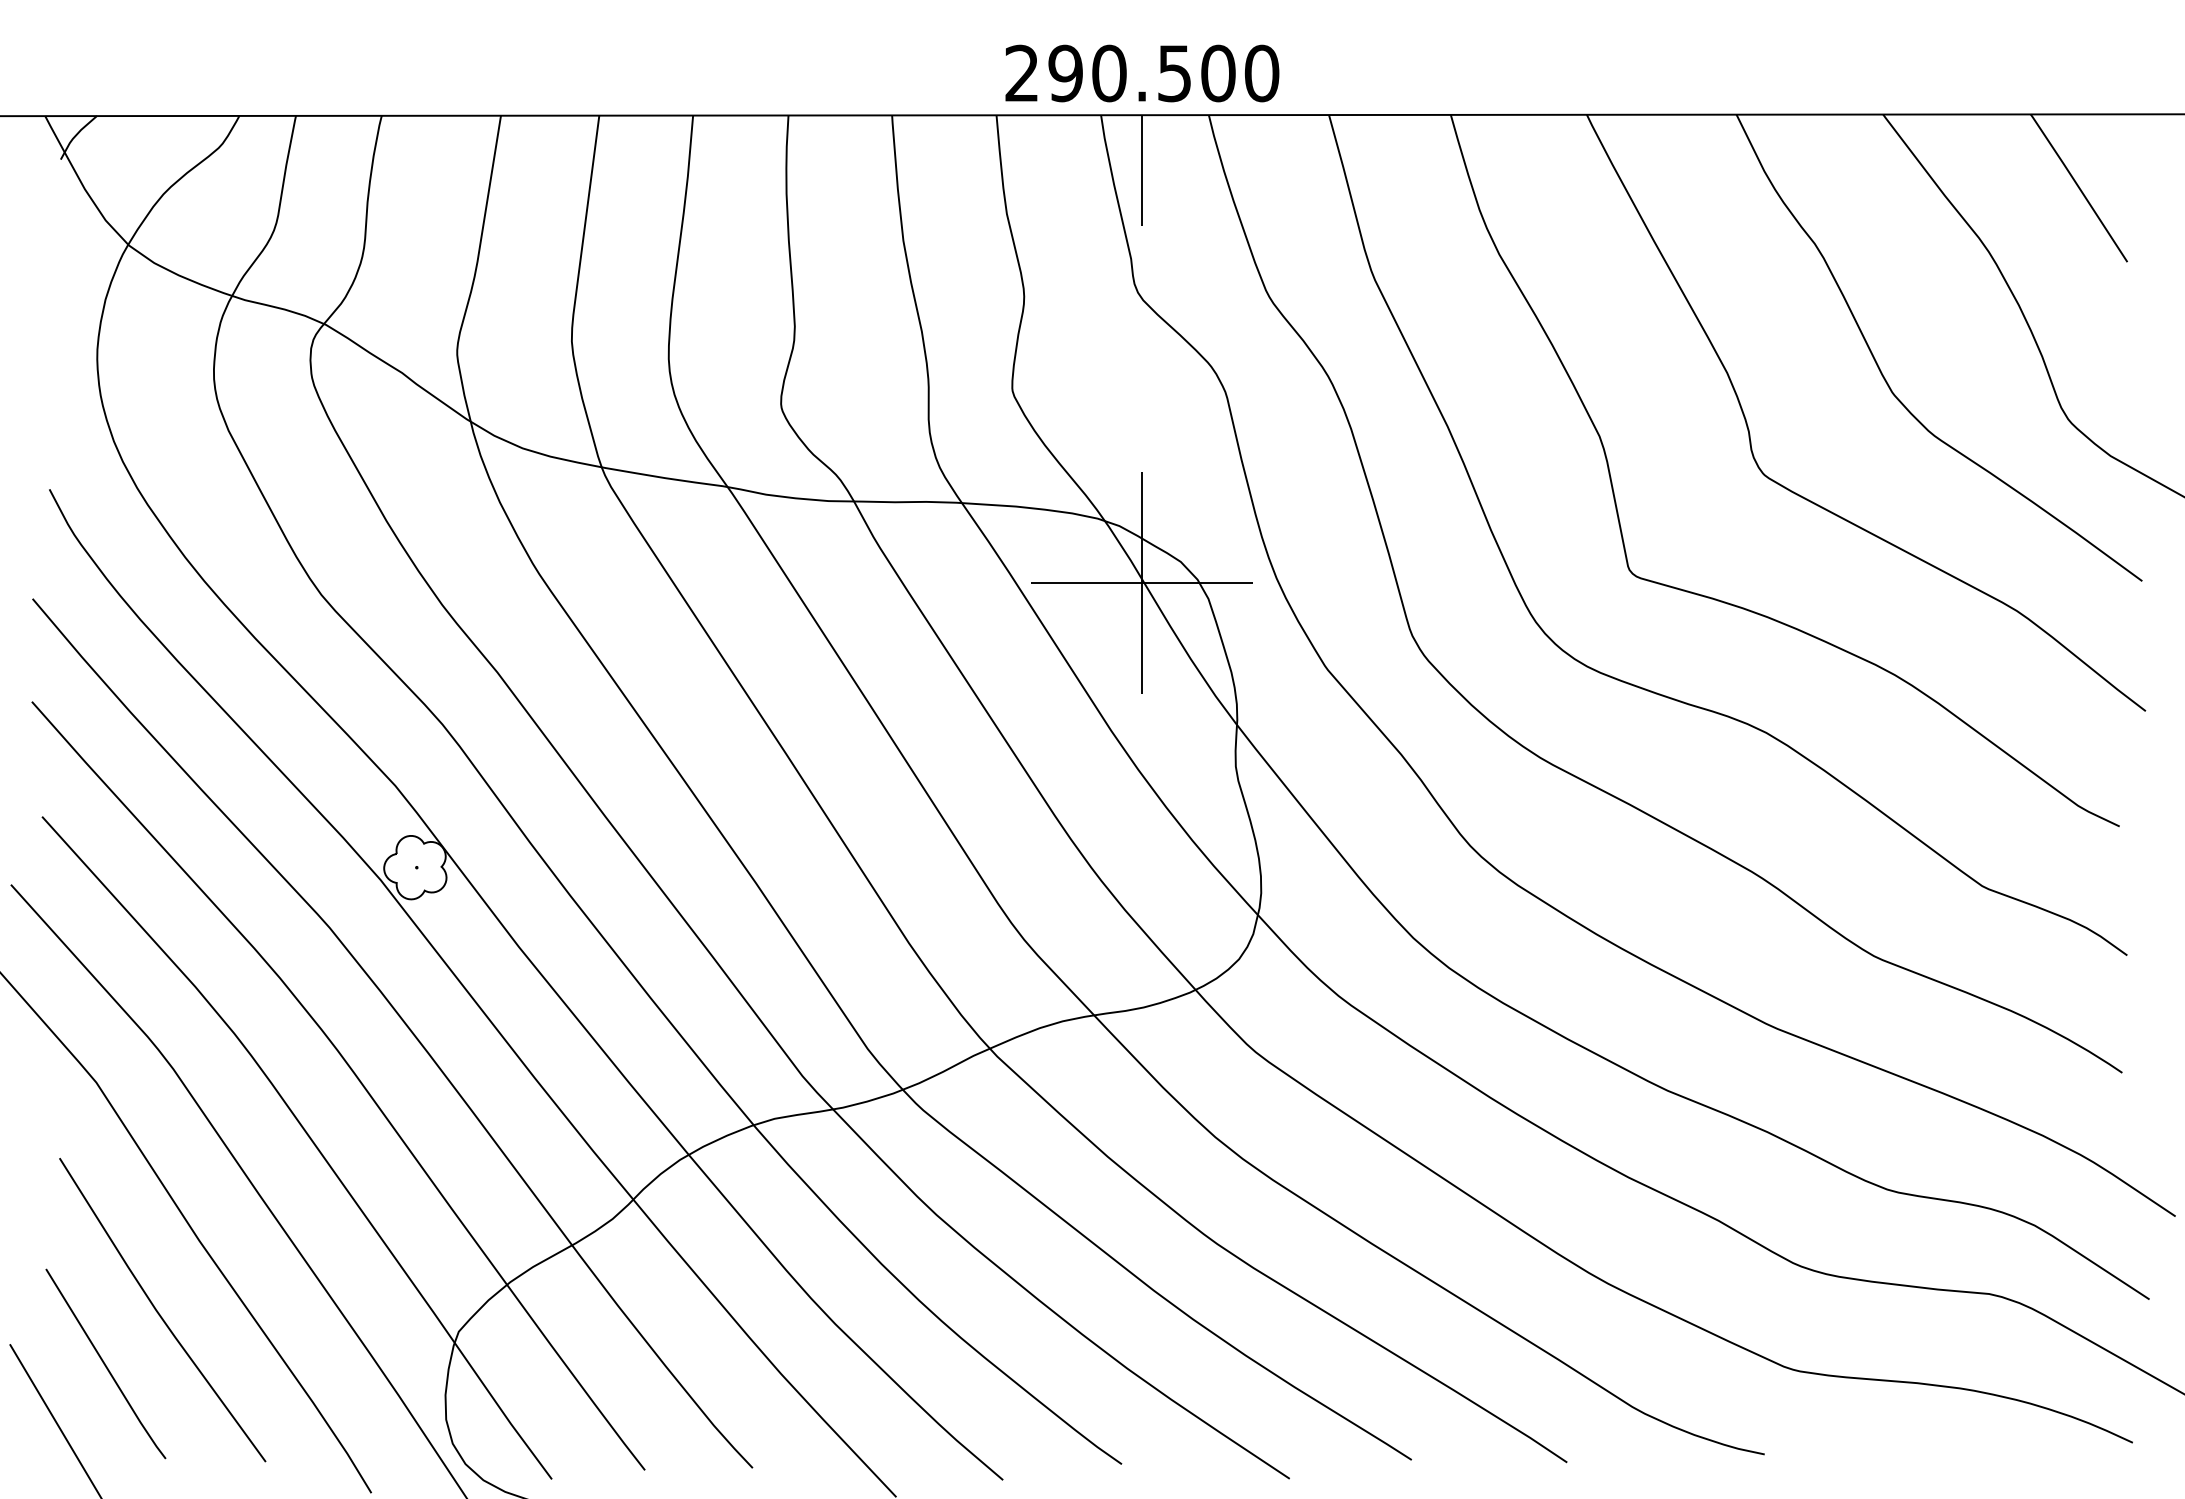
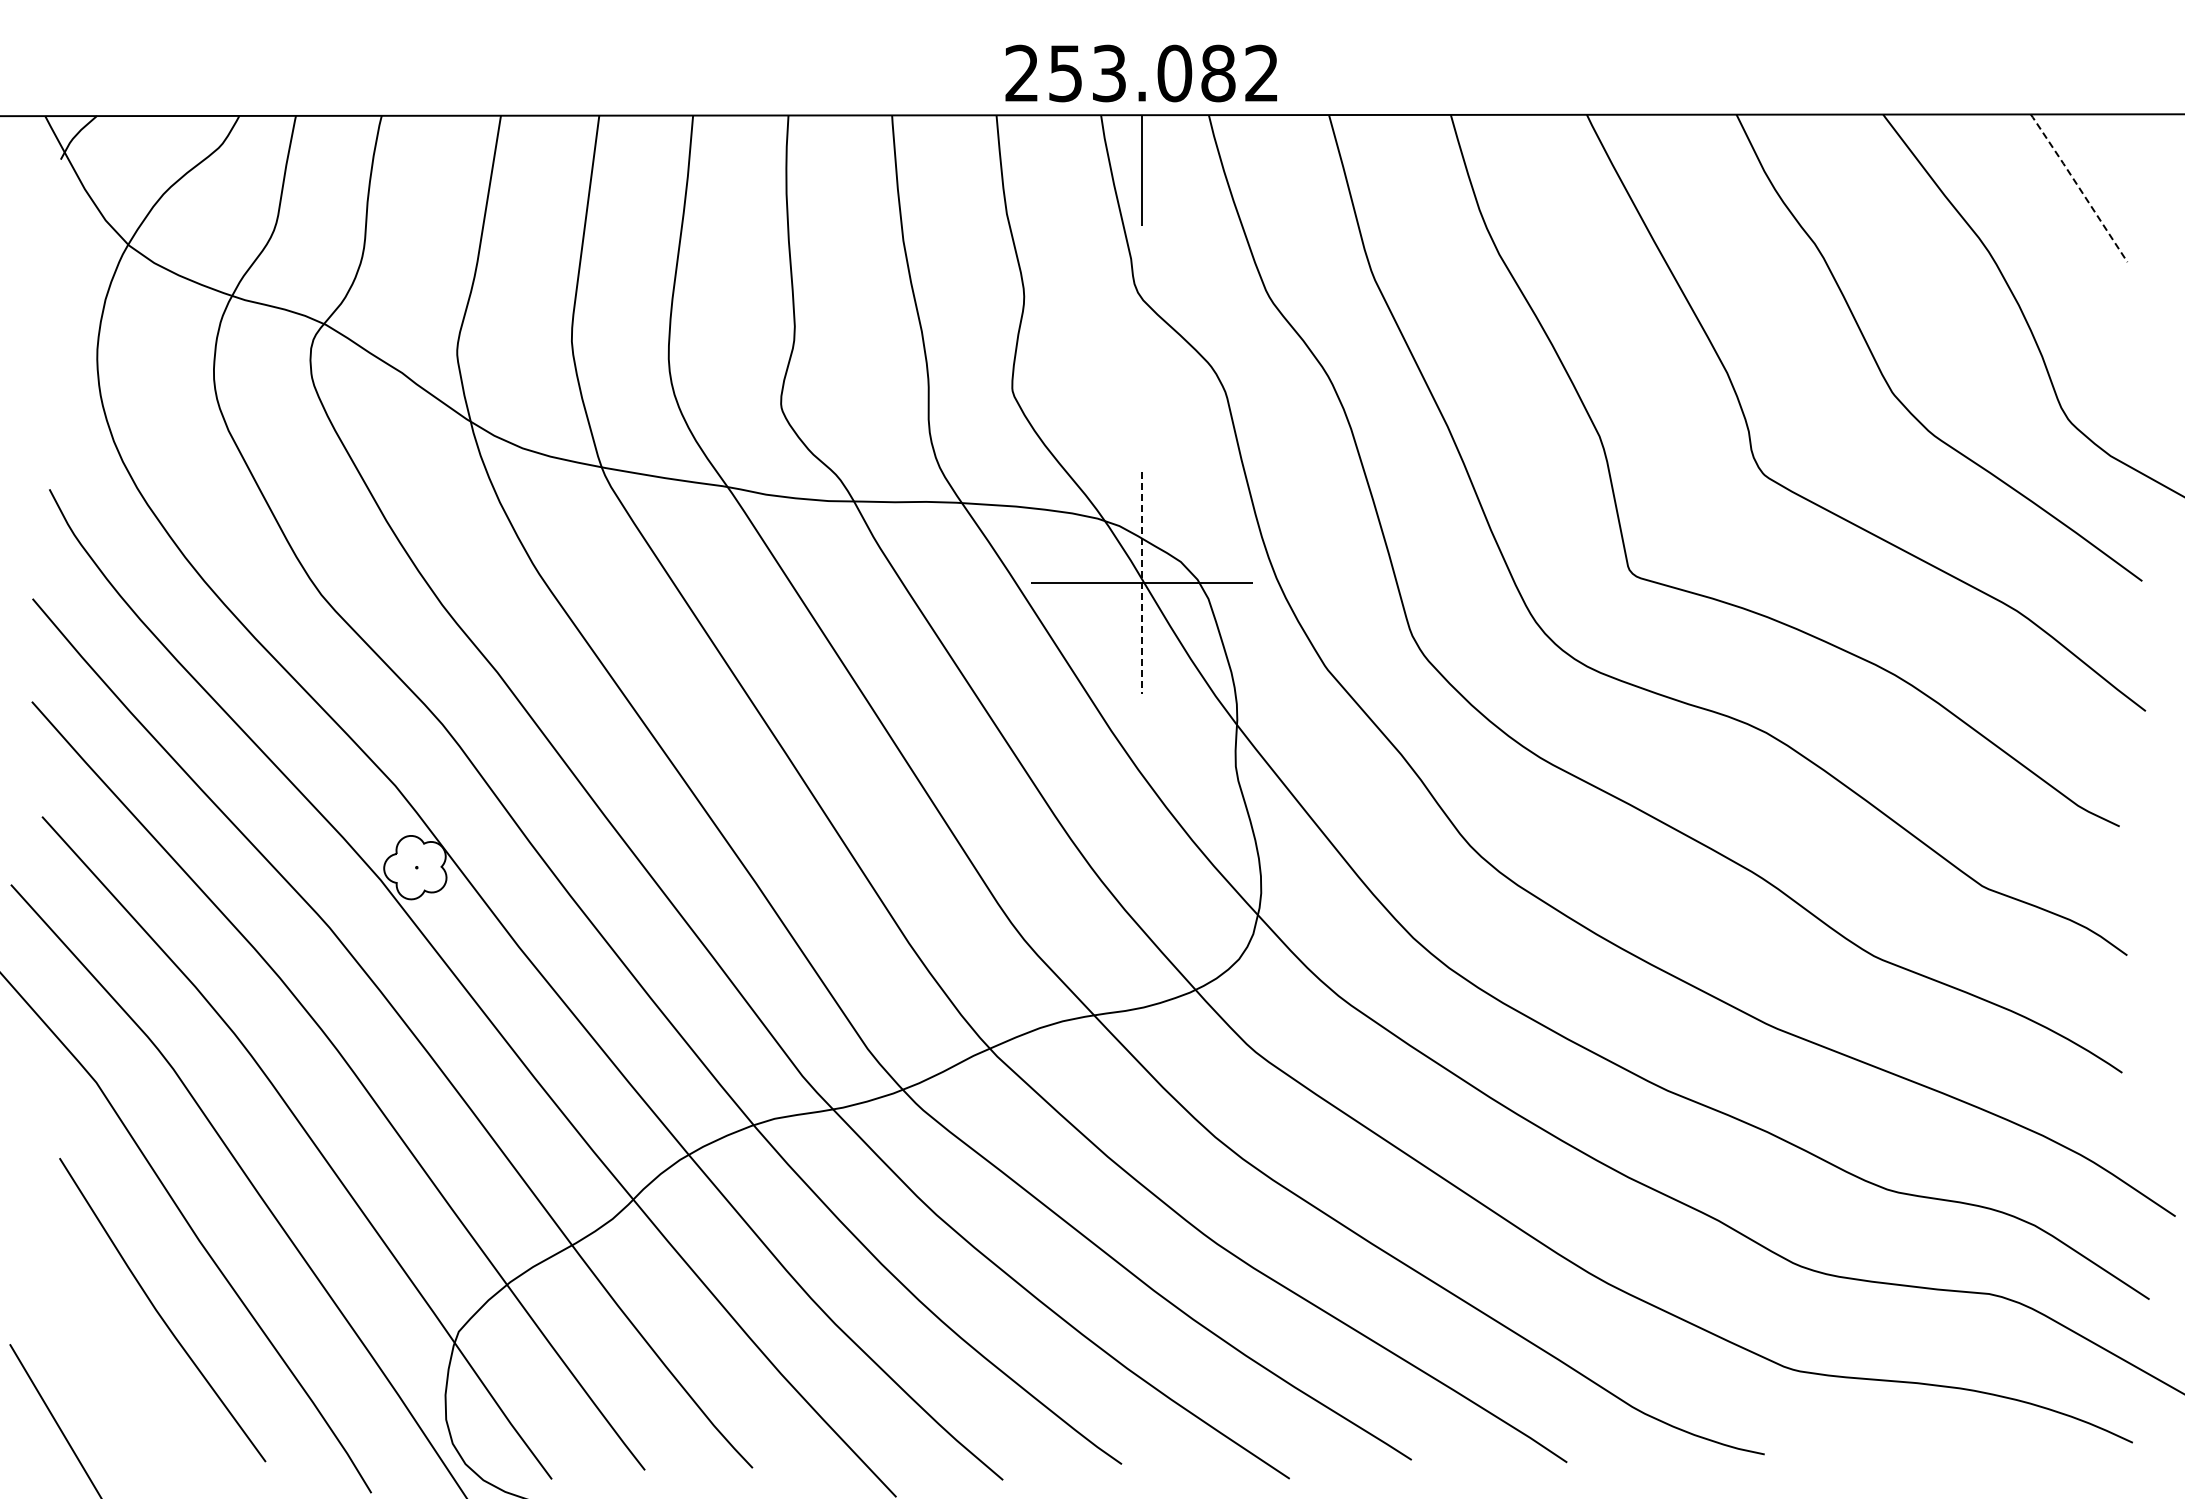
text: 290.500 -> 253.082 (1163, 73)
line: solid -> dashed (2078, 187)
line: solid -> dashed (1142, 583)
line: present -> none (105, 1363)
